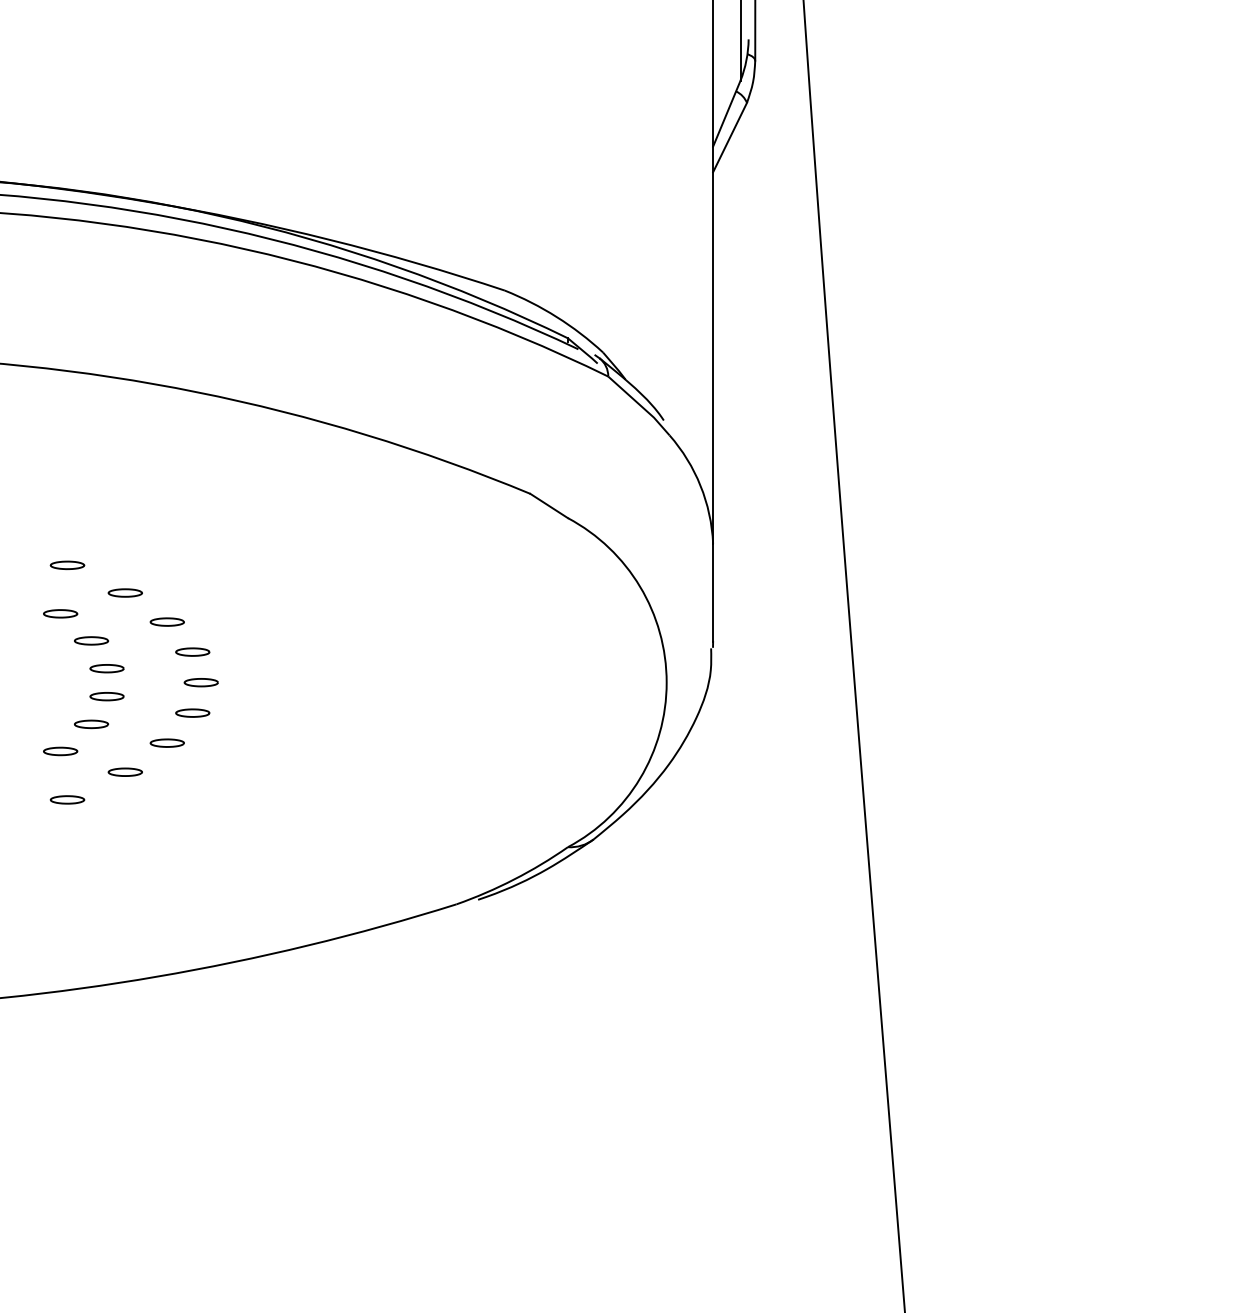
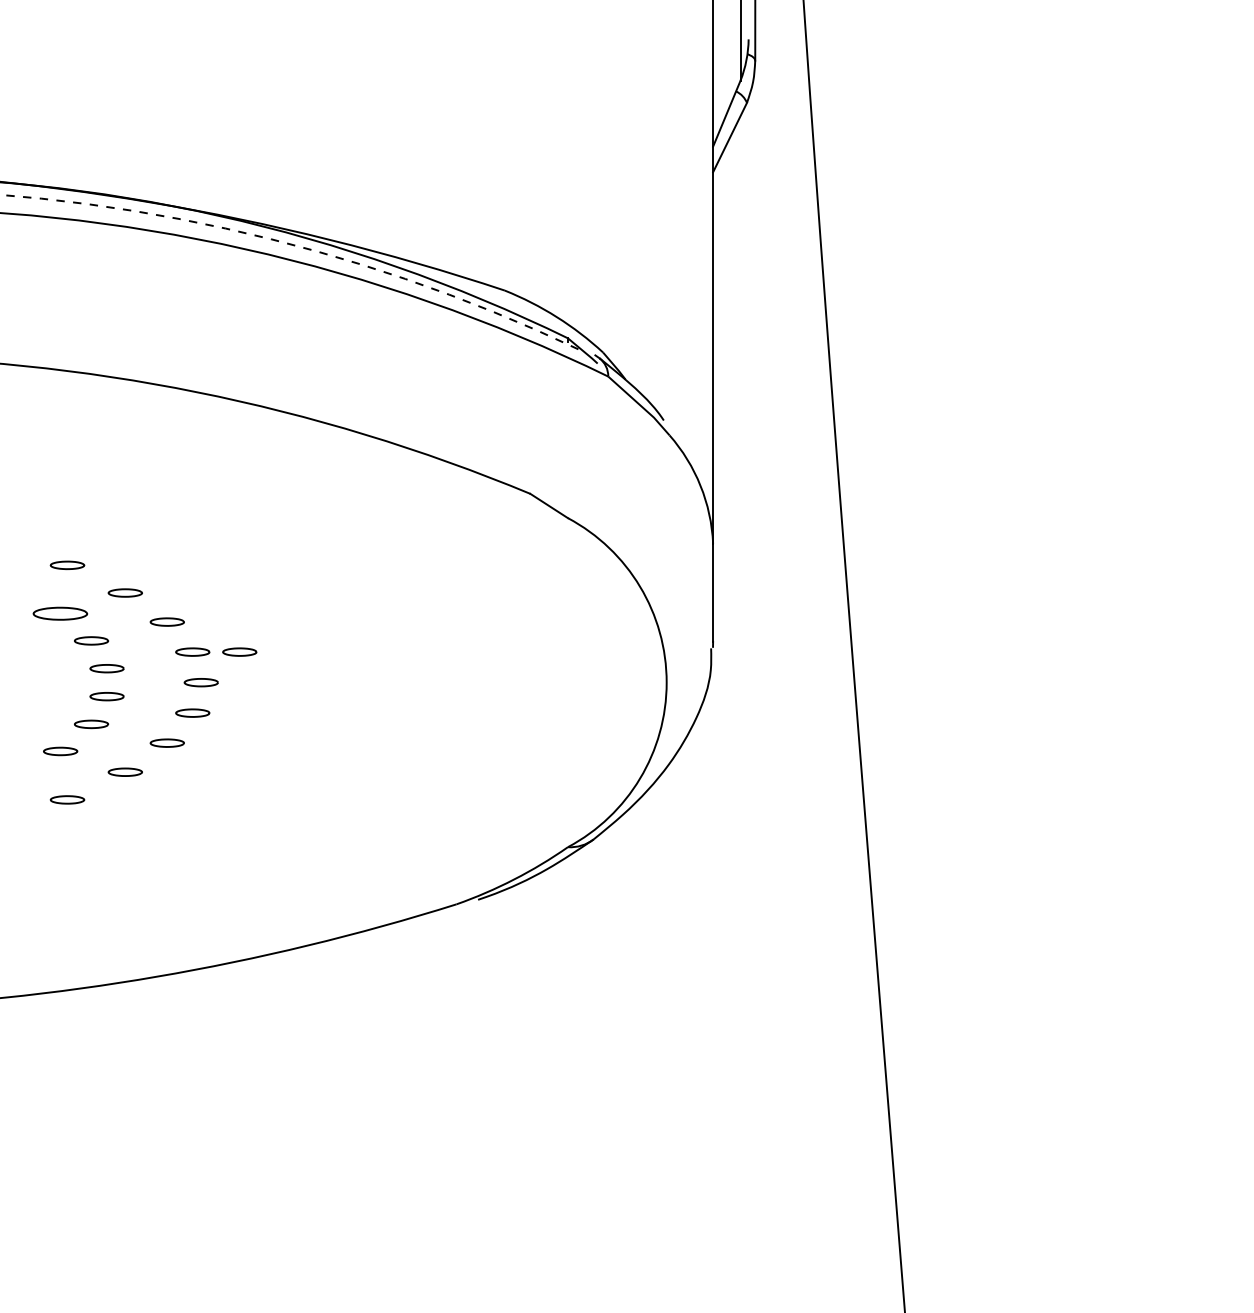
arc: solid -> dashed (295, 245)
part size: 36x10 px -> 57x15 px (60, 613)
part: none -> present (239, 651)
